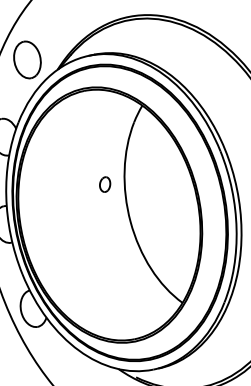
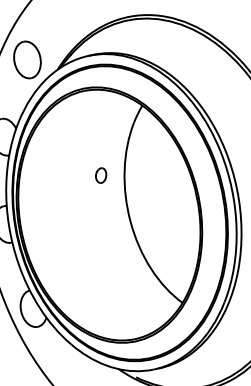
part position: (105, 184) -> (101, 175) (101, 175)
